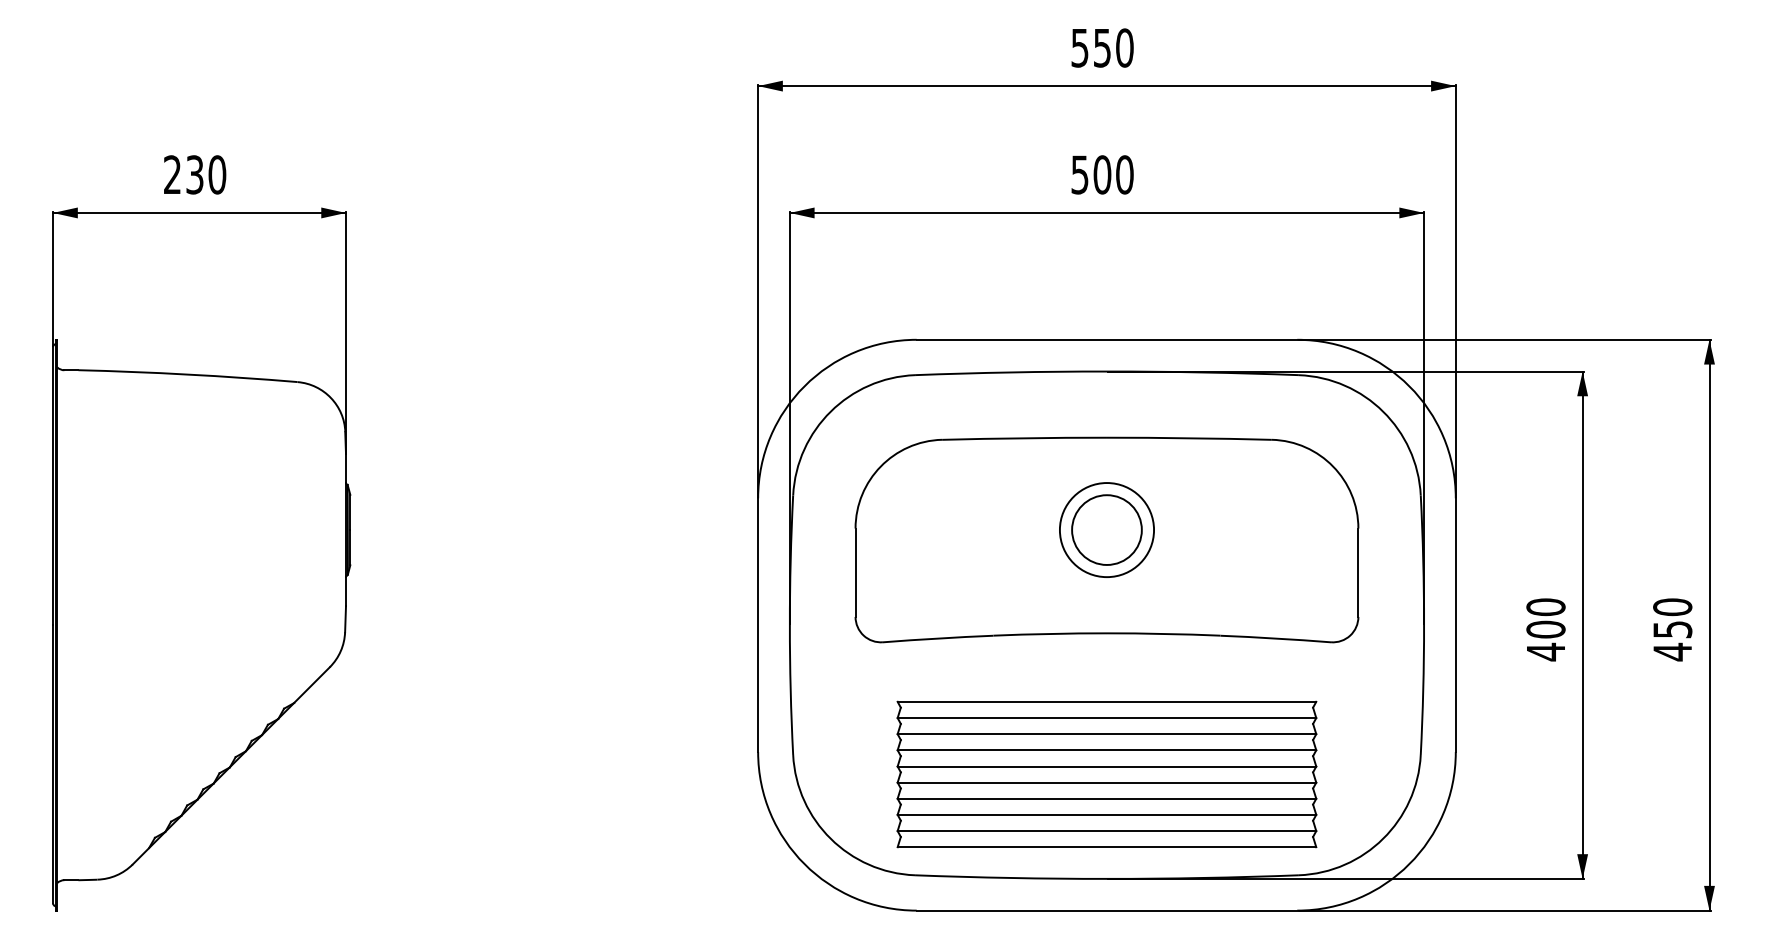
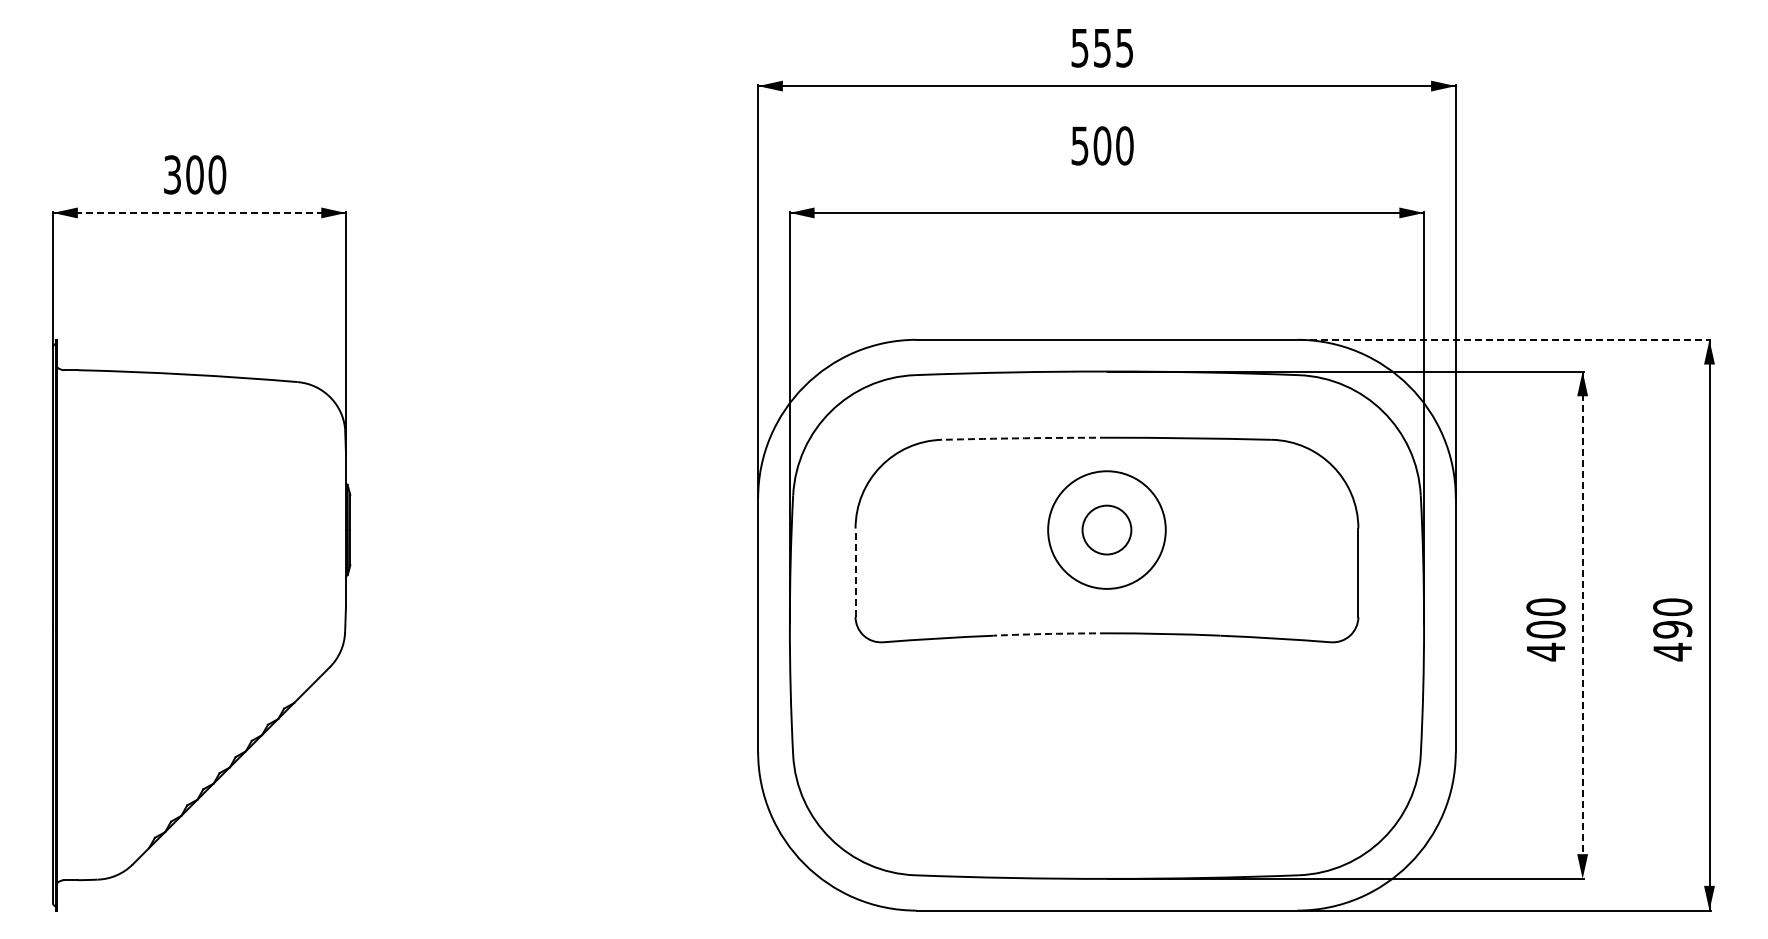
text: 550 -> 555 (1124, 47)
text: 230 -> 300 (183, 174)
text position: (1102, 174) -> (1102, 145) (1102, 145)
line: solid -> dashed (199, 212)
line: solid -> dashed (1505, 339)
arc: solid -> dashed (1024, 438)
circle diameter: 70 px -> 49 px (1106, 529)
circle diameter: 94 px -> 118 px (1106, 529)
line: solid -> dashed (855, 572)
line: solid -> dashed (1582, 625)
text: 450 -> 490 (1672, 629)
arc: solid -> dashed (1050, 633)
part: present -> none (1106, 774)
